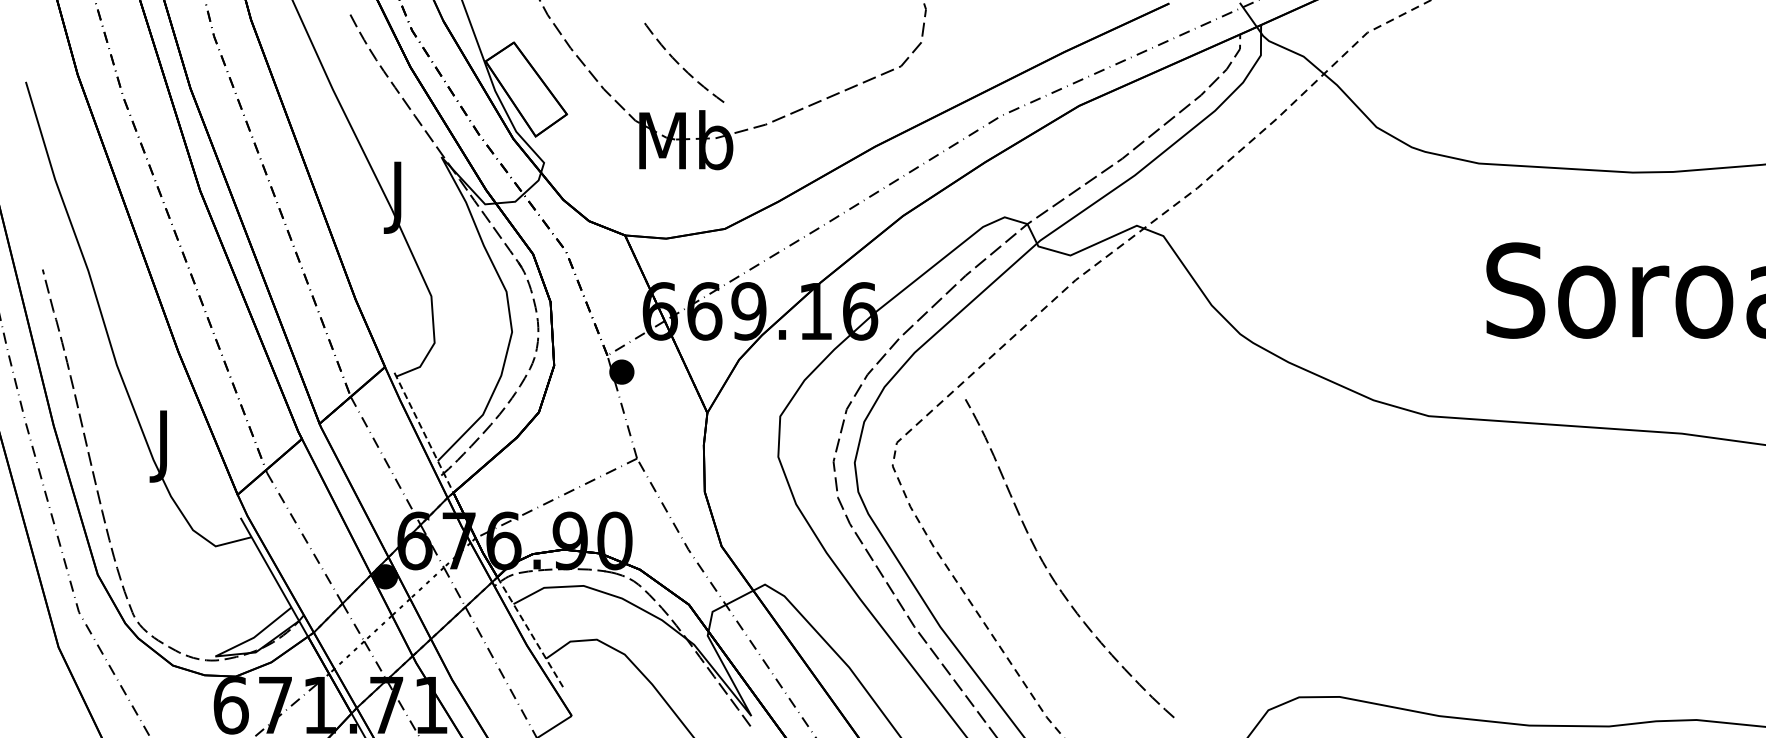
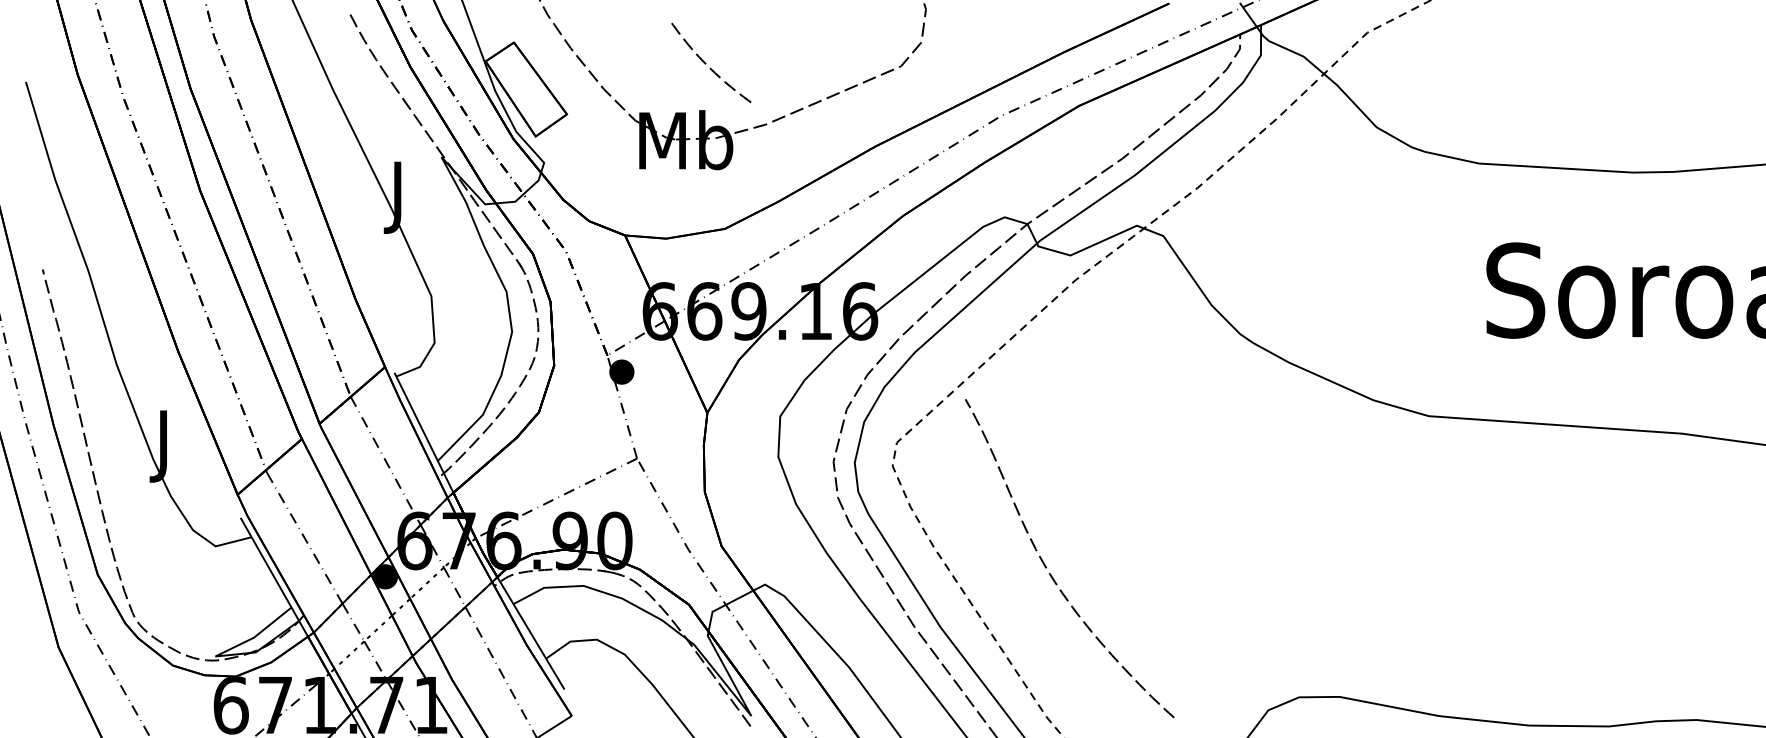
curve position: (679, 63) -> (706, 63) (706, 63)
line: dashed -> solid (423, 432)
line: dashed -> solid (531, 633)
